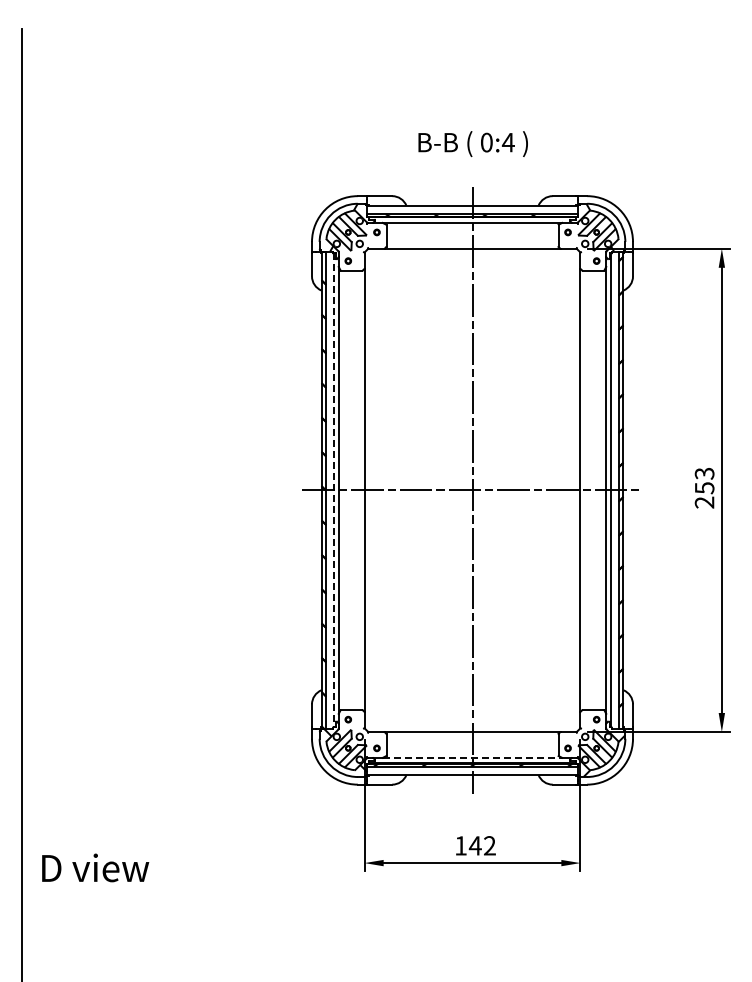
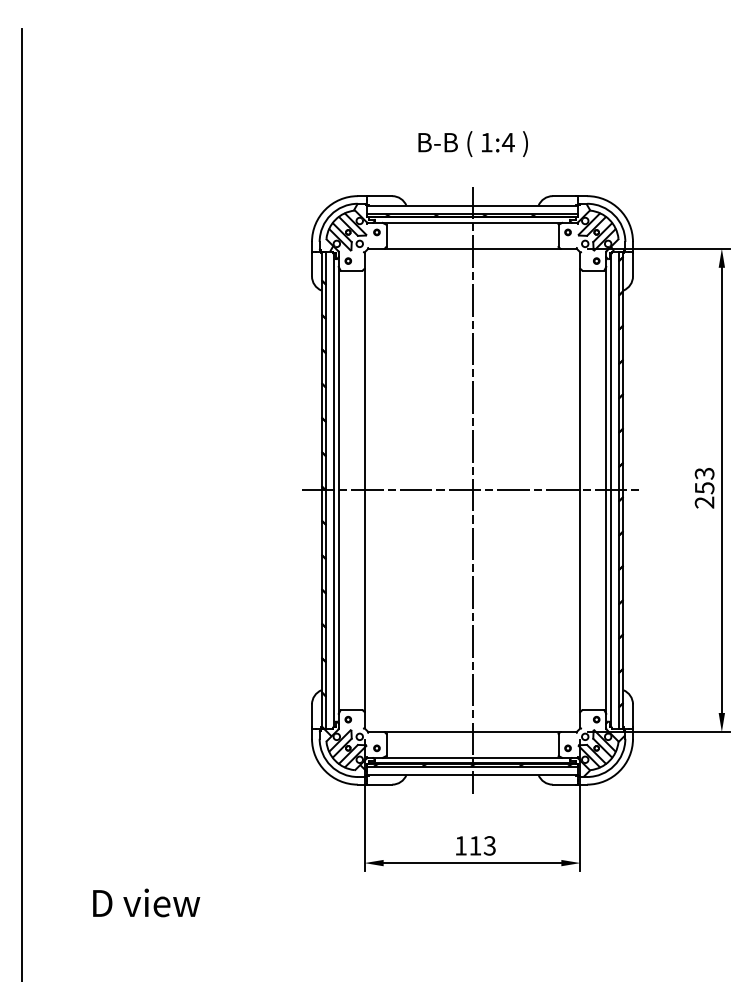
text: 0:4 -> 1:4 (486, 142)
line: dashed -> solid (333, 490)
line: dashed -> solid (472, 757)
text: 142 -> 113 (481, 845)
text position: (95, 867) -> (146, 902) (146, 902)
